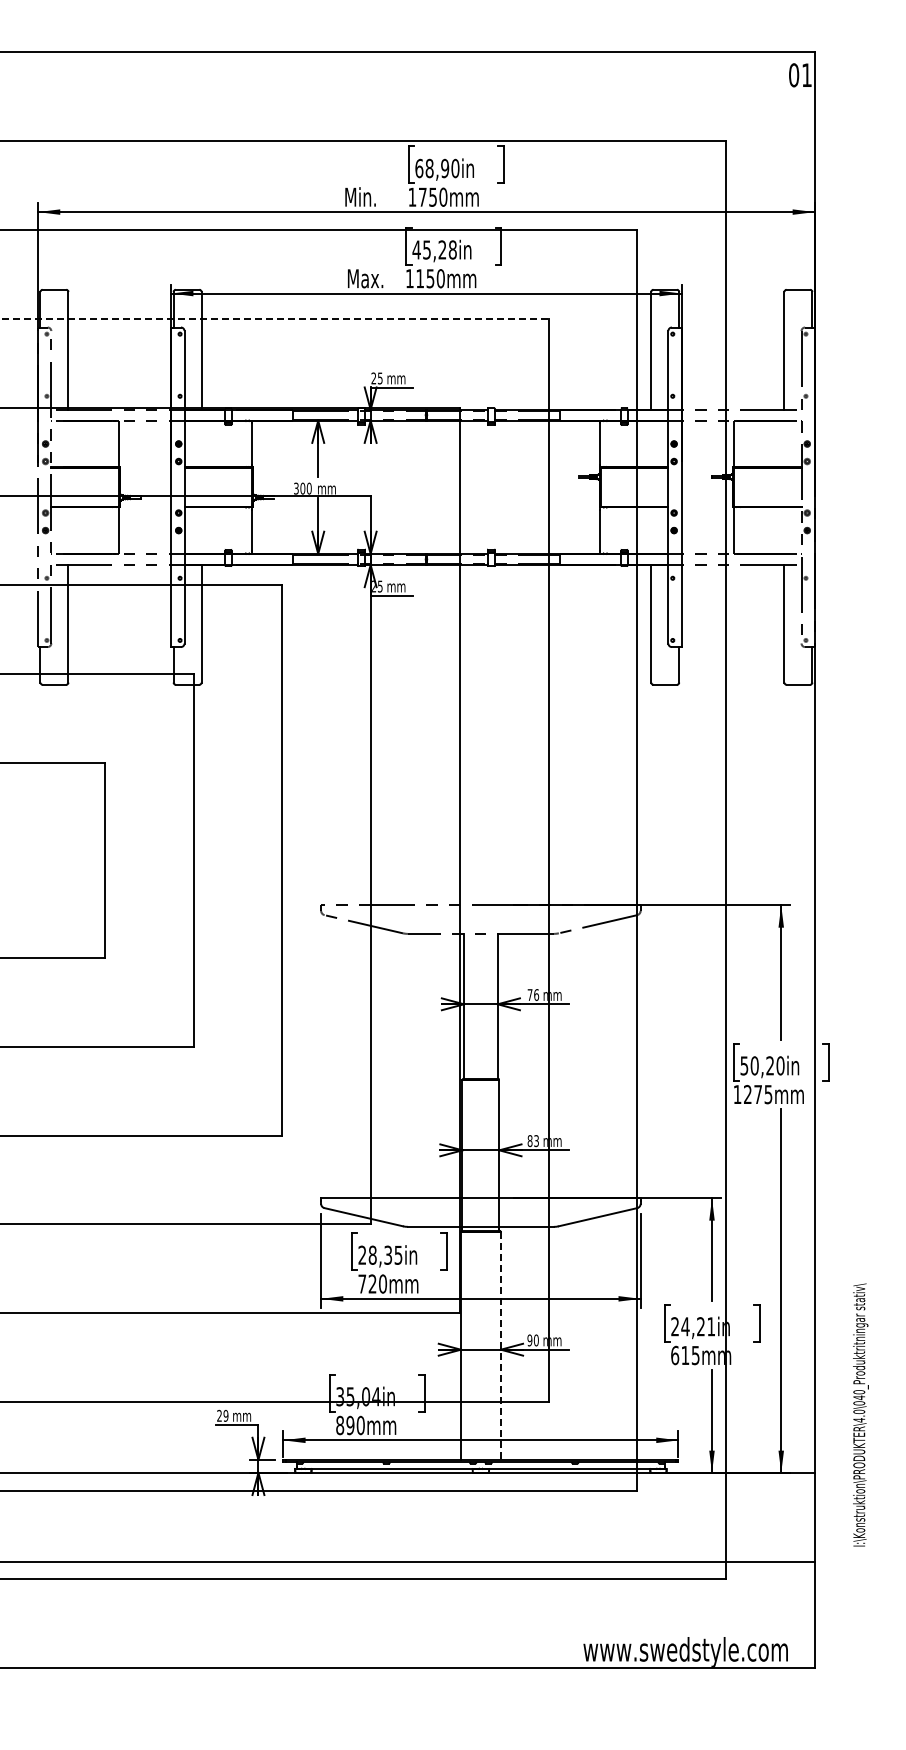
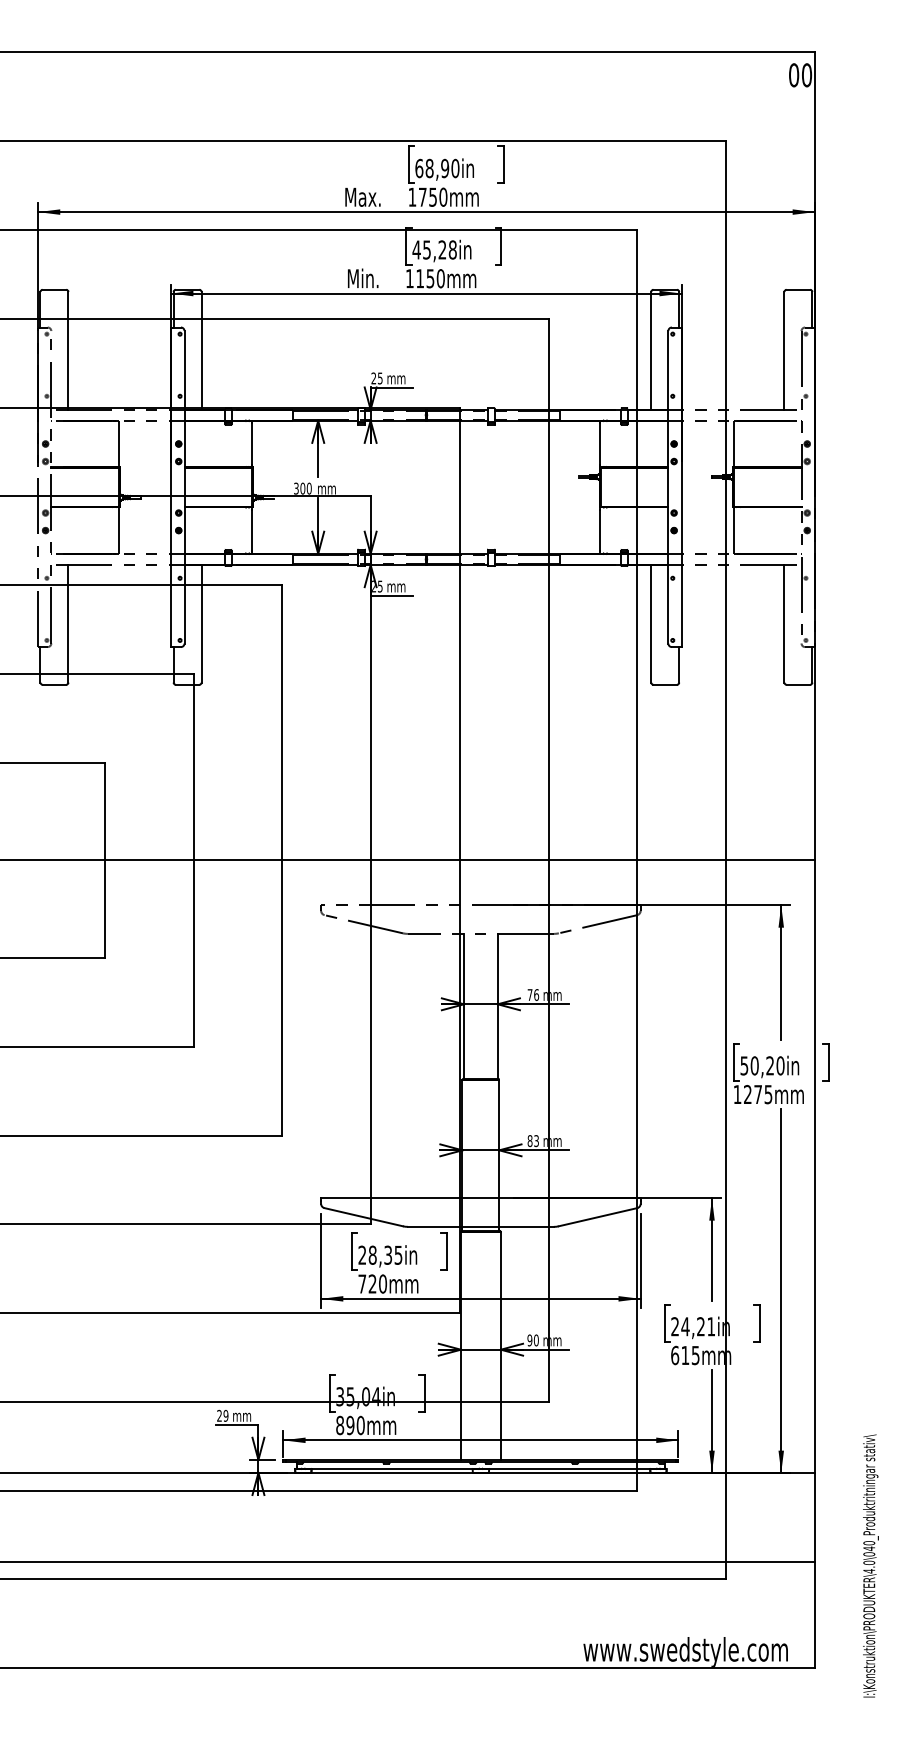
text: 01 -> 00 (807, 75)
text: Min. -> Max. (369, 196)
text: Max. -> Min. (372, 278)
line: dashed -> solid (274, 318)
line: none -> present (408, 860)
line: dashed -> solid (500, 1346)
text position: (860, 1414) -> (870, 1565) (870, 1565)
